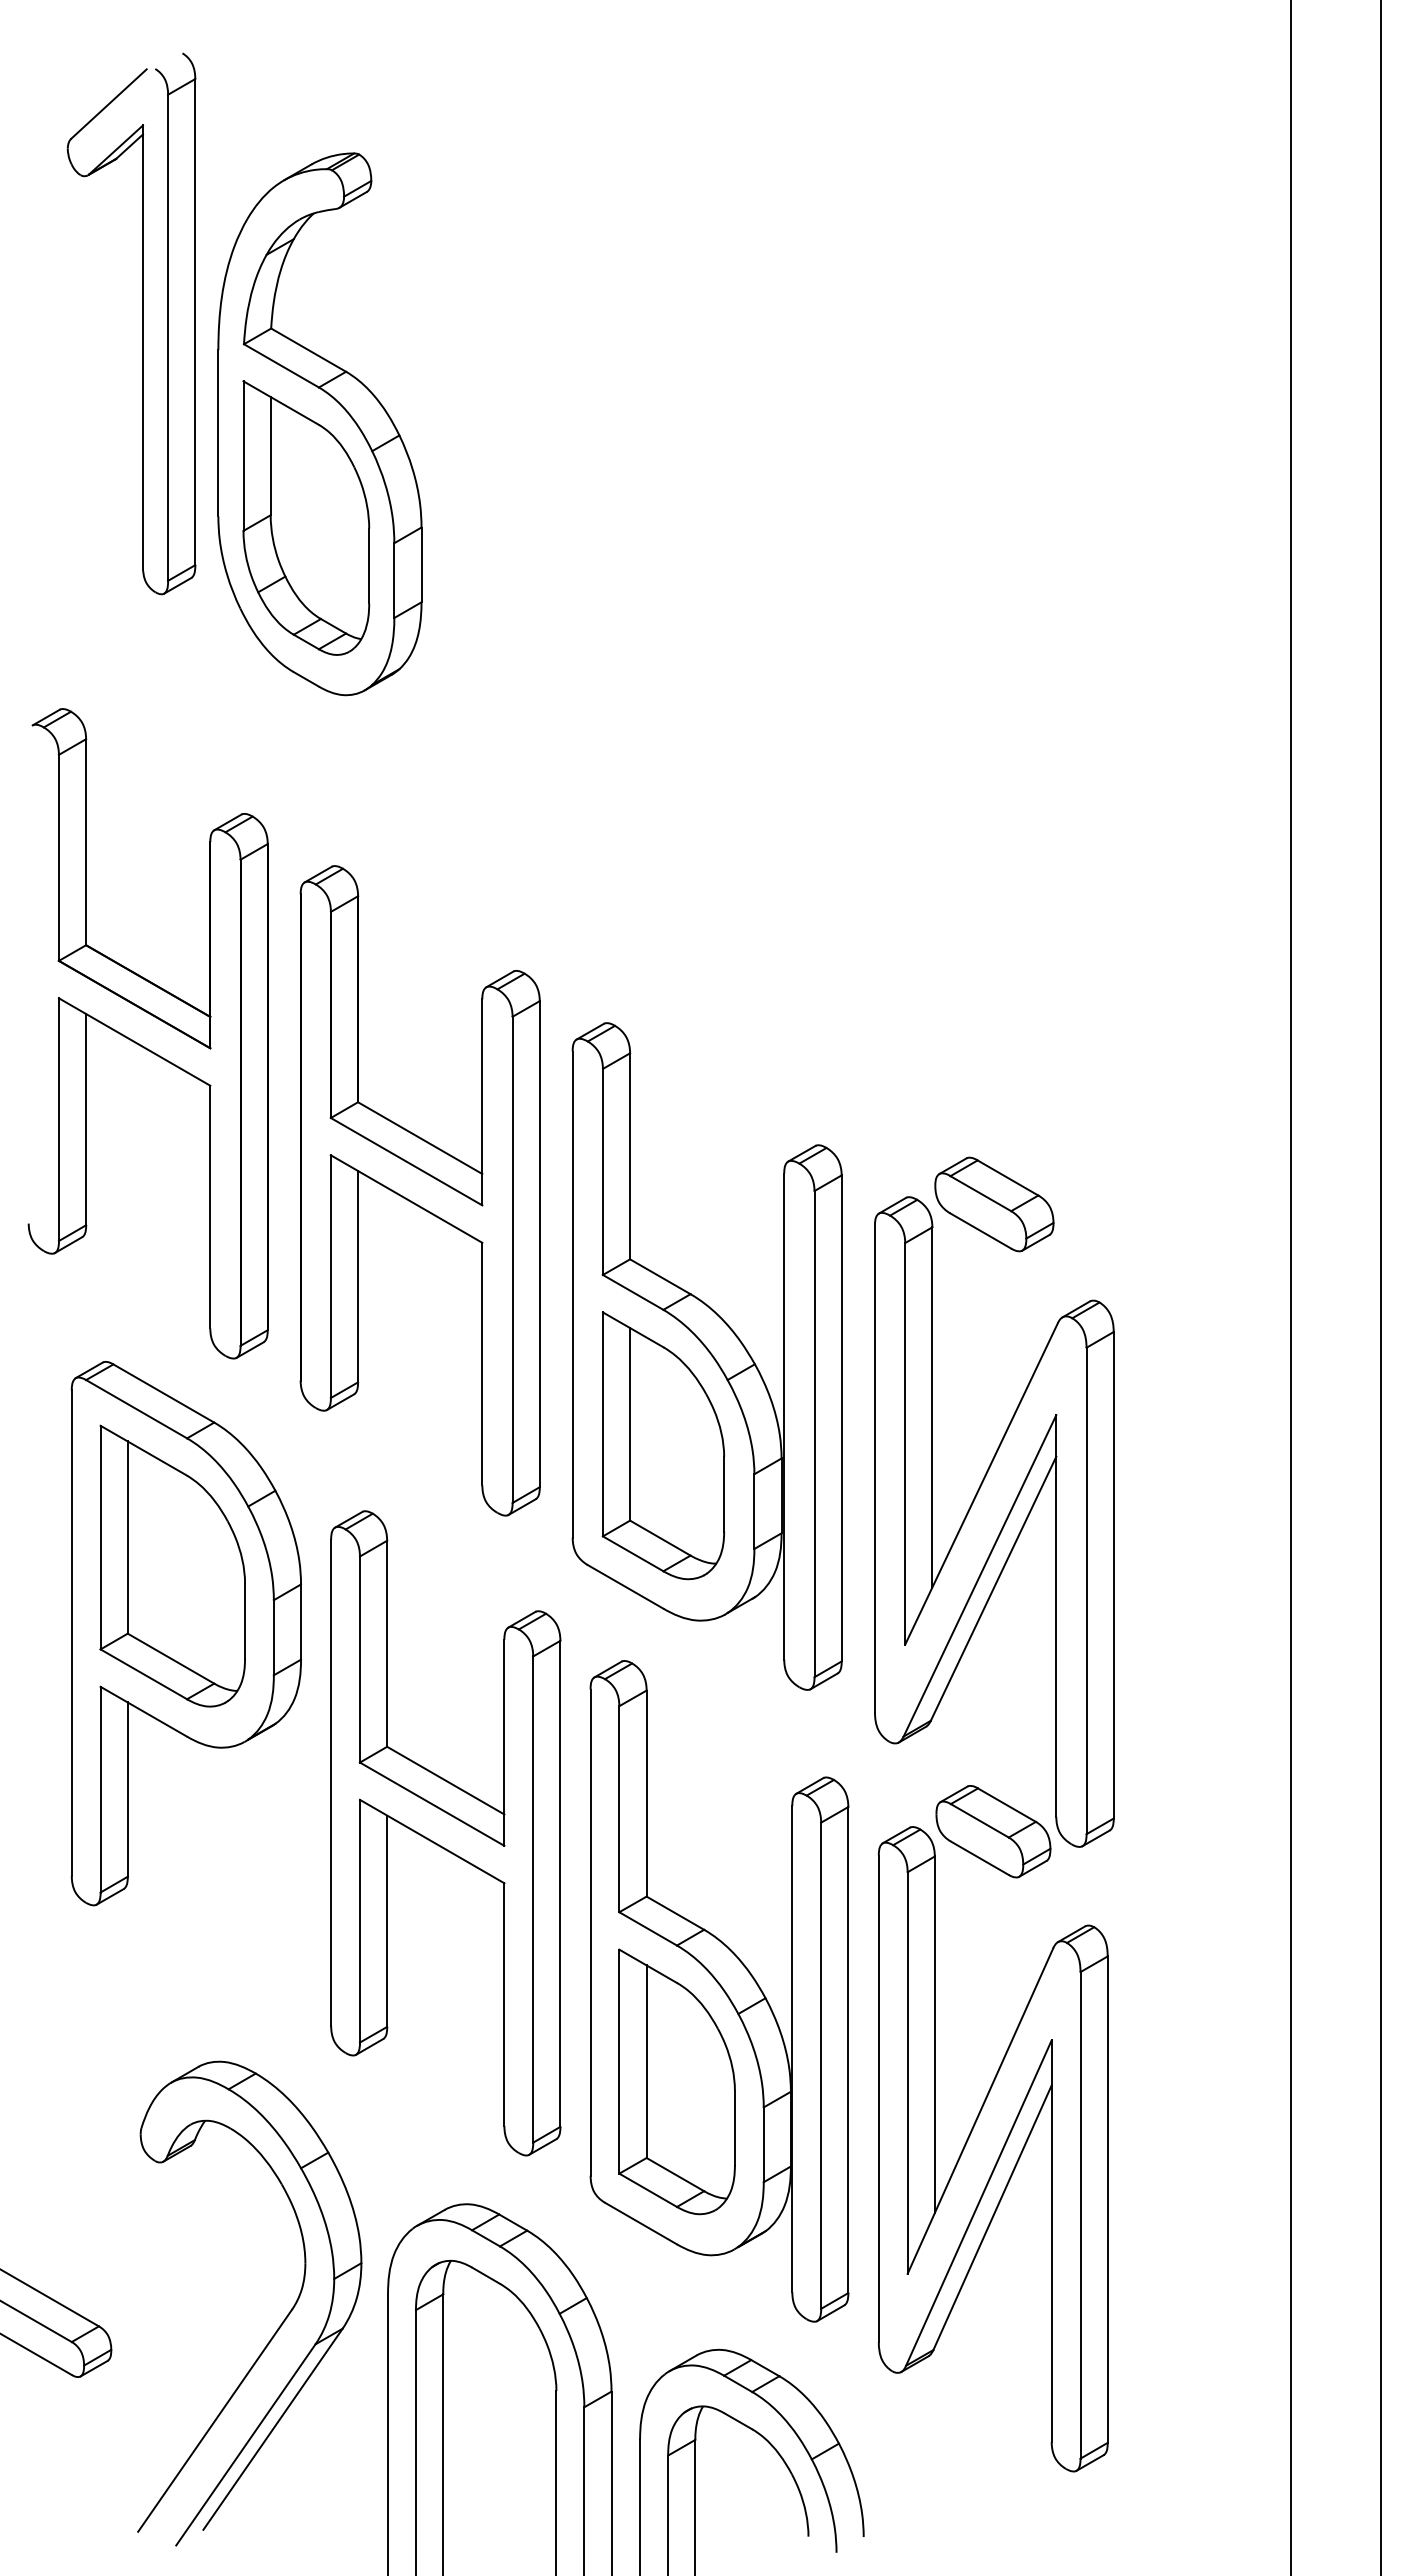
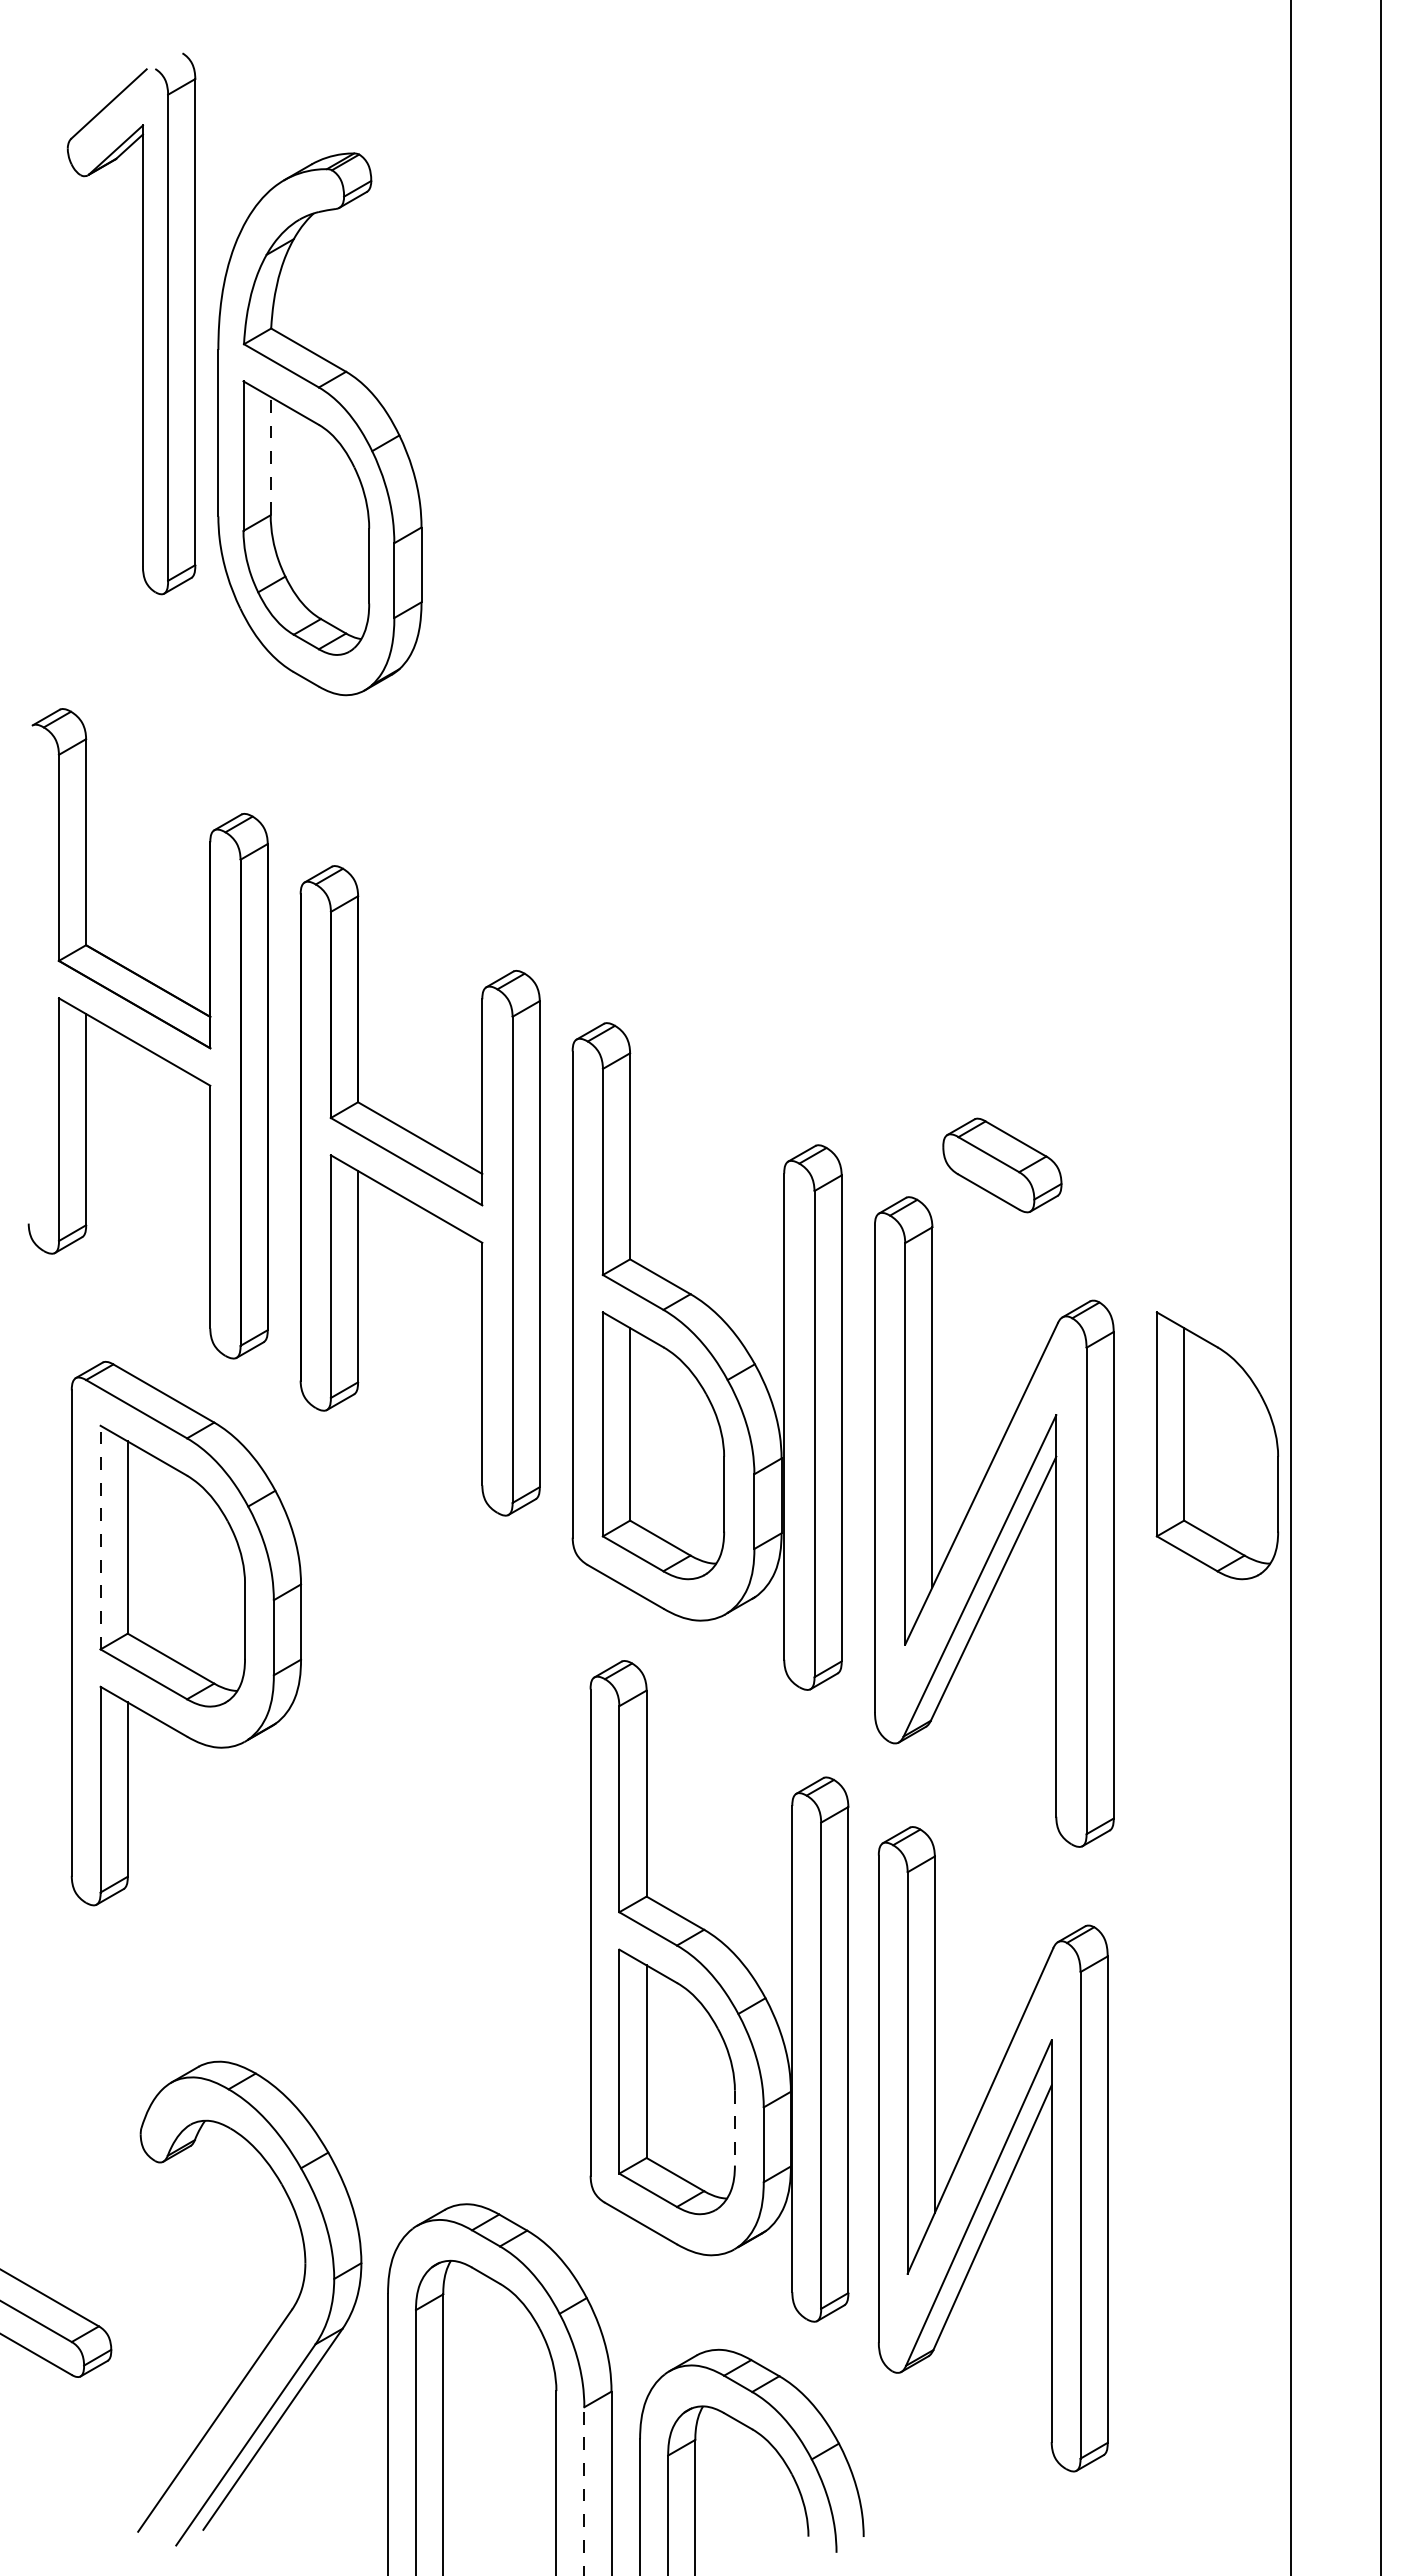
line: solid -> dashed (270, 455)
part position: (994, 1204) -> (1002, 1165) (1002, 1165)
part: none -> present (1216, 1445)
line: solid -> dashed (100, 1537)
part: present -> none (993, 1831)
part: present -> none (445, 1833)
line: solid -> dashed (734, 2128)
line: solid -> dashed (584, 2491)
